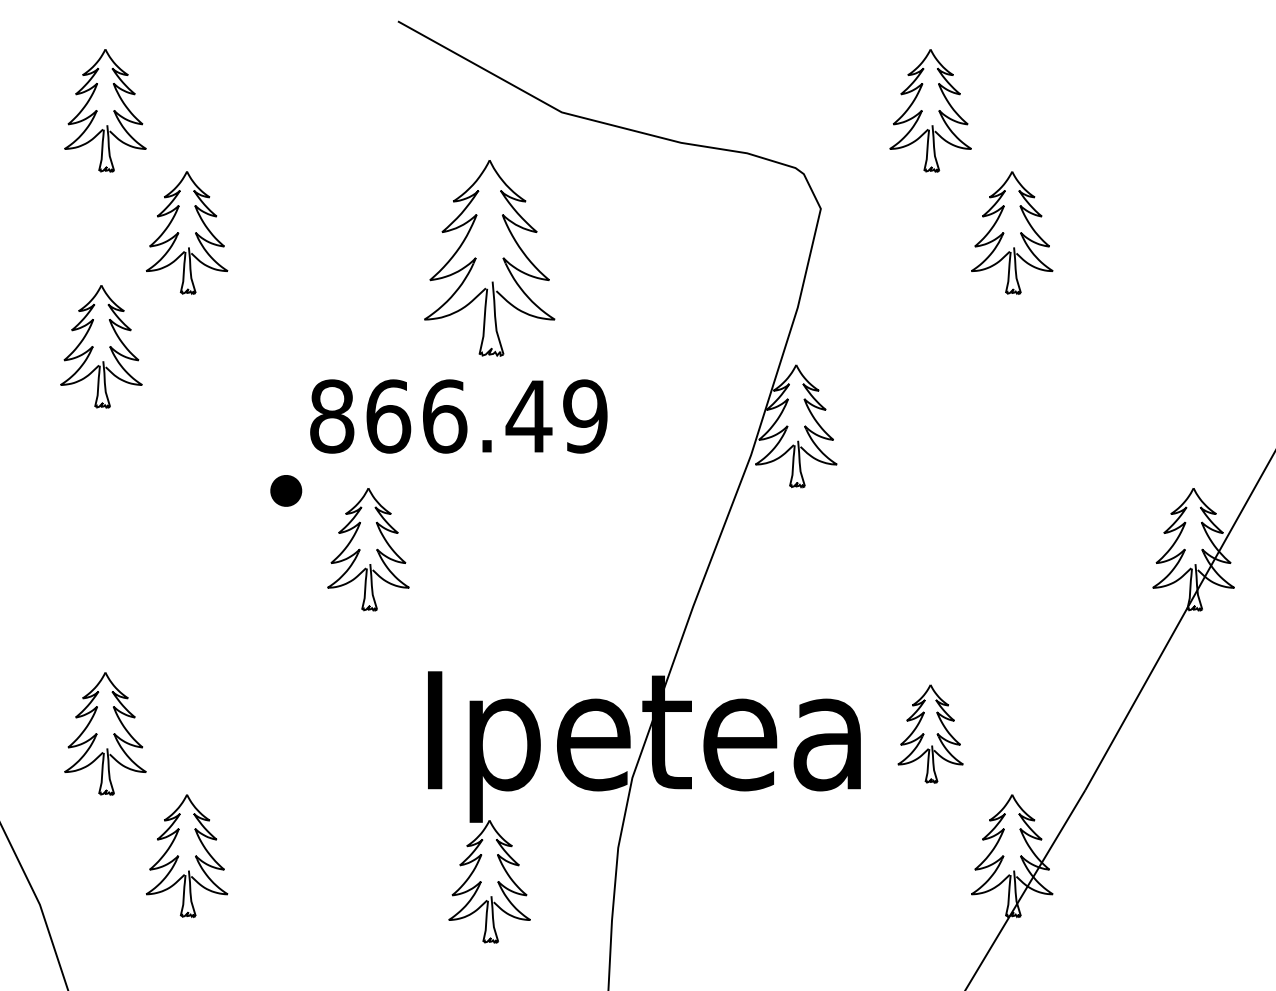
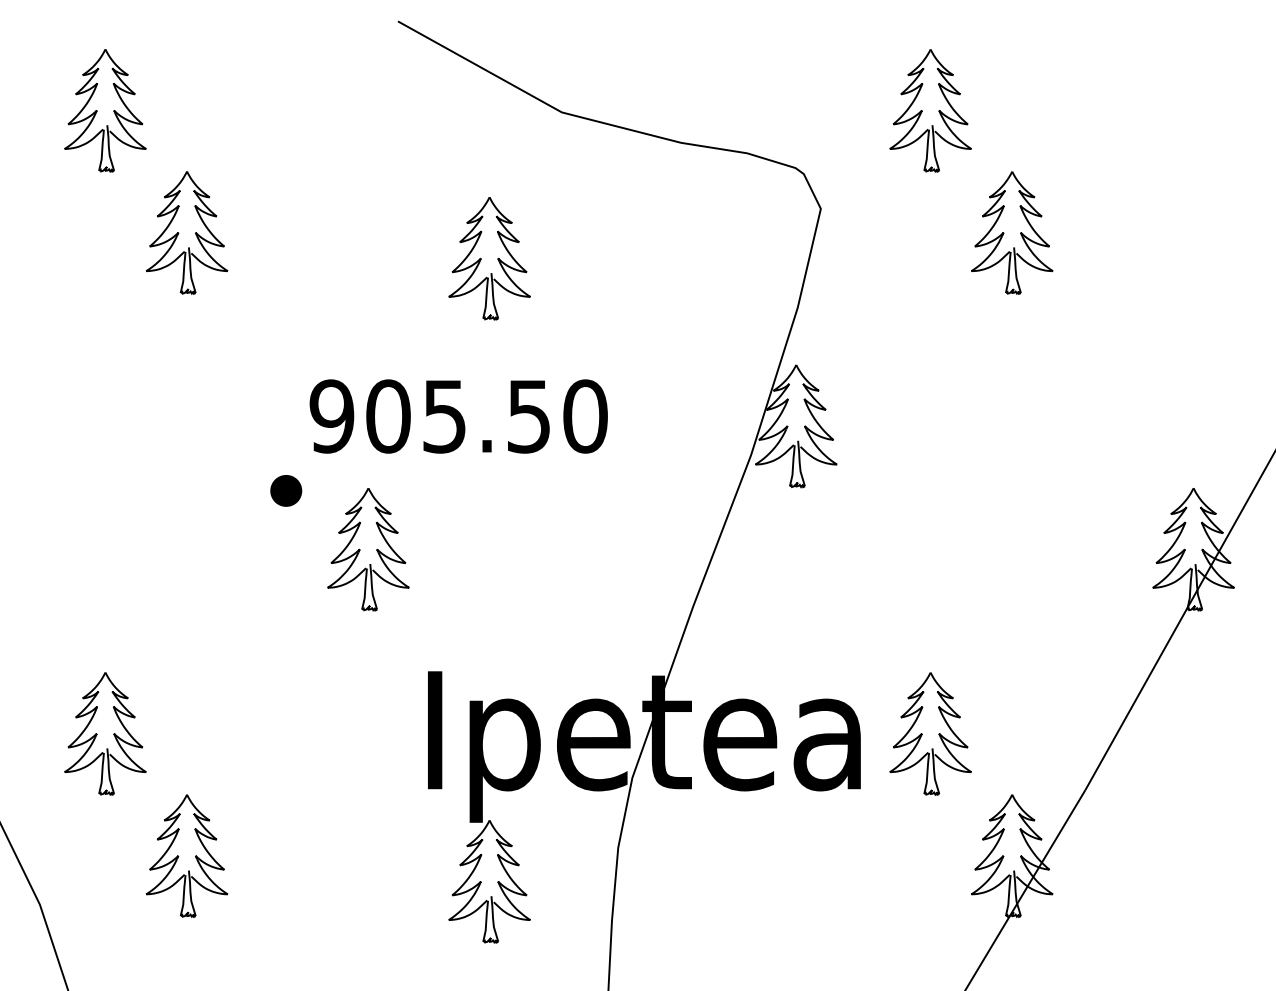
part size: 132x197 px -> 83x124 px (489, 258)
part: present -> none (101, 346)
text: 866.49 -> 905.50 (458, 416)
part size: 67x100 px -> 83x124 px (930, 733)
